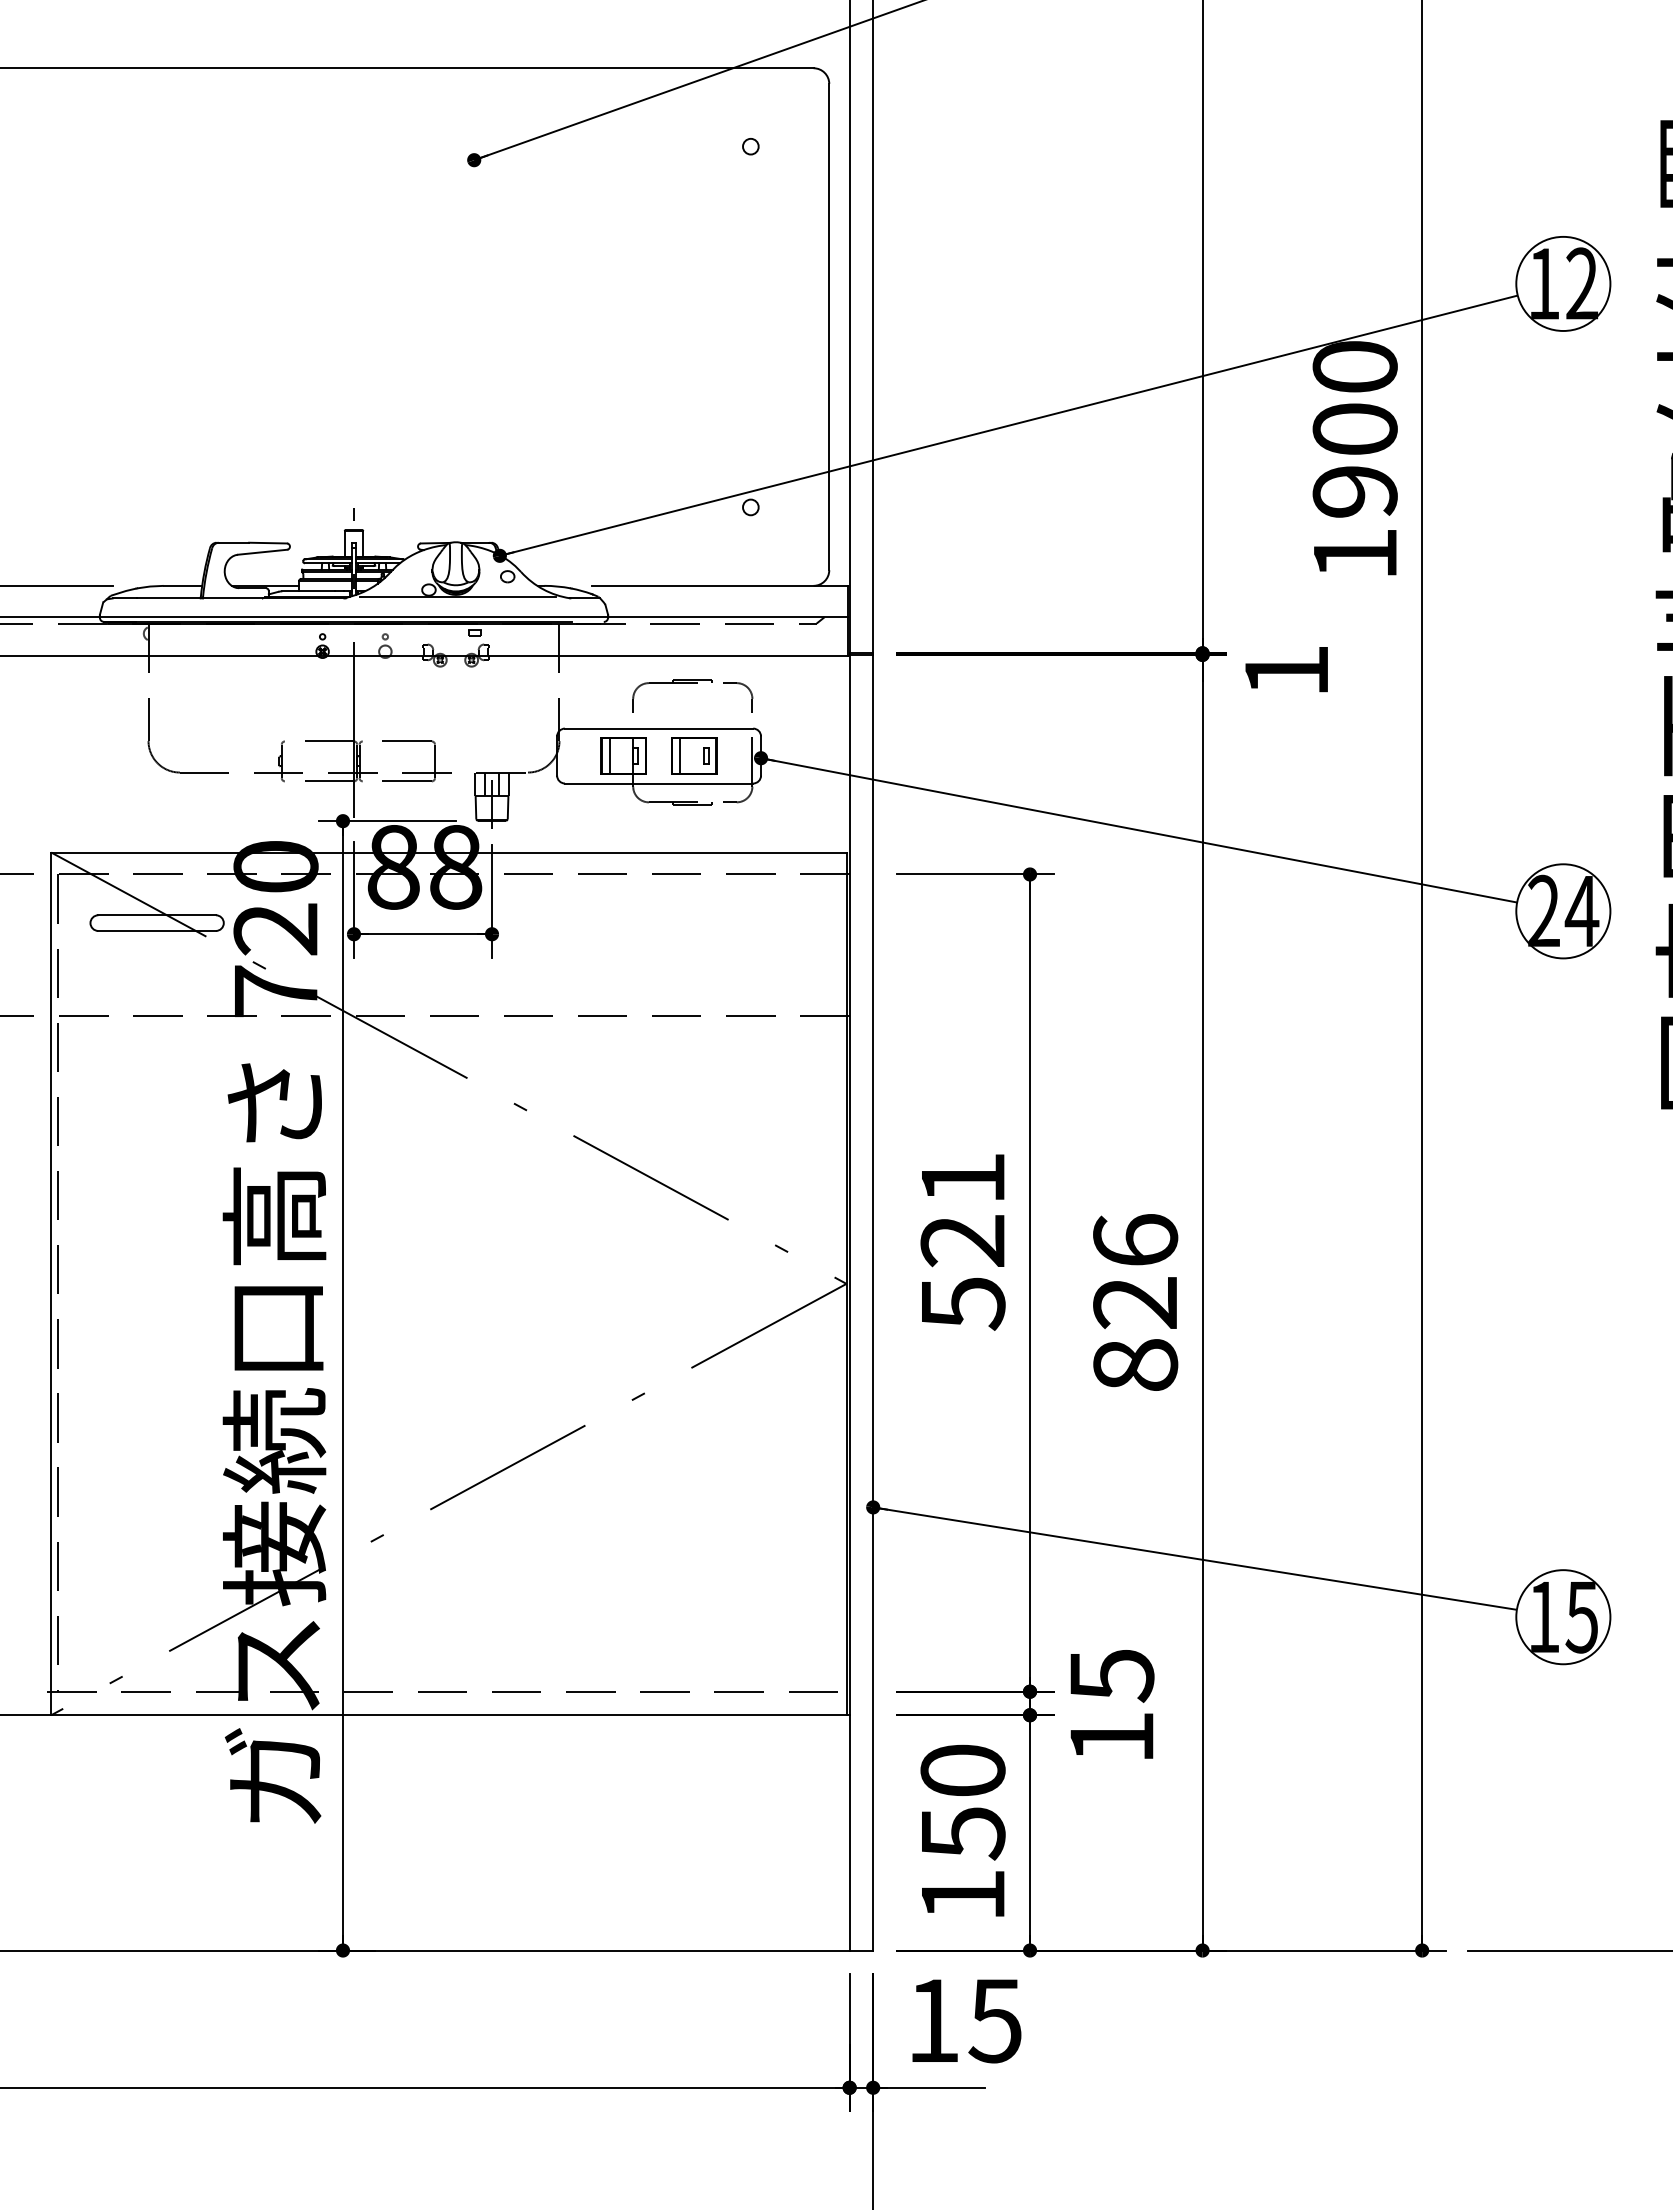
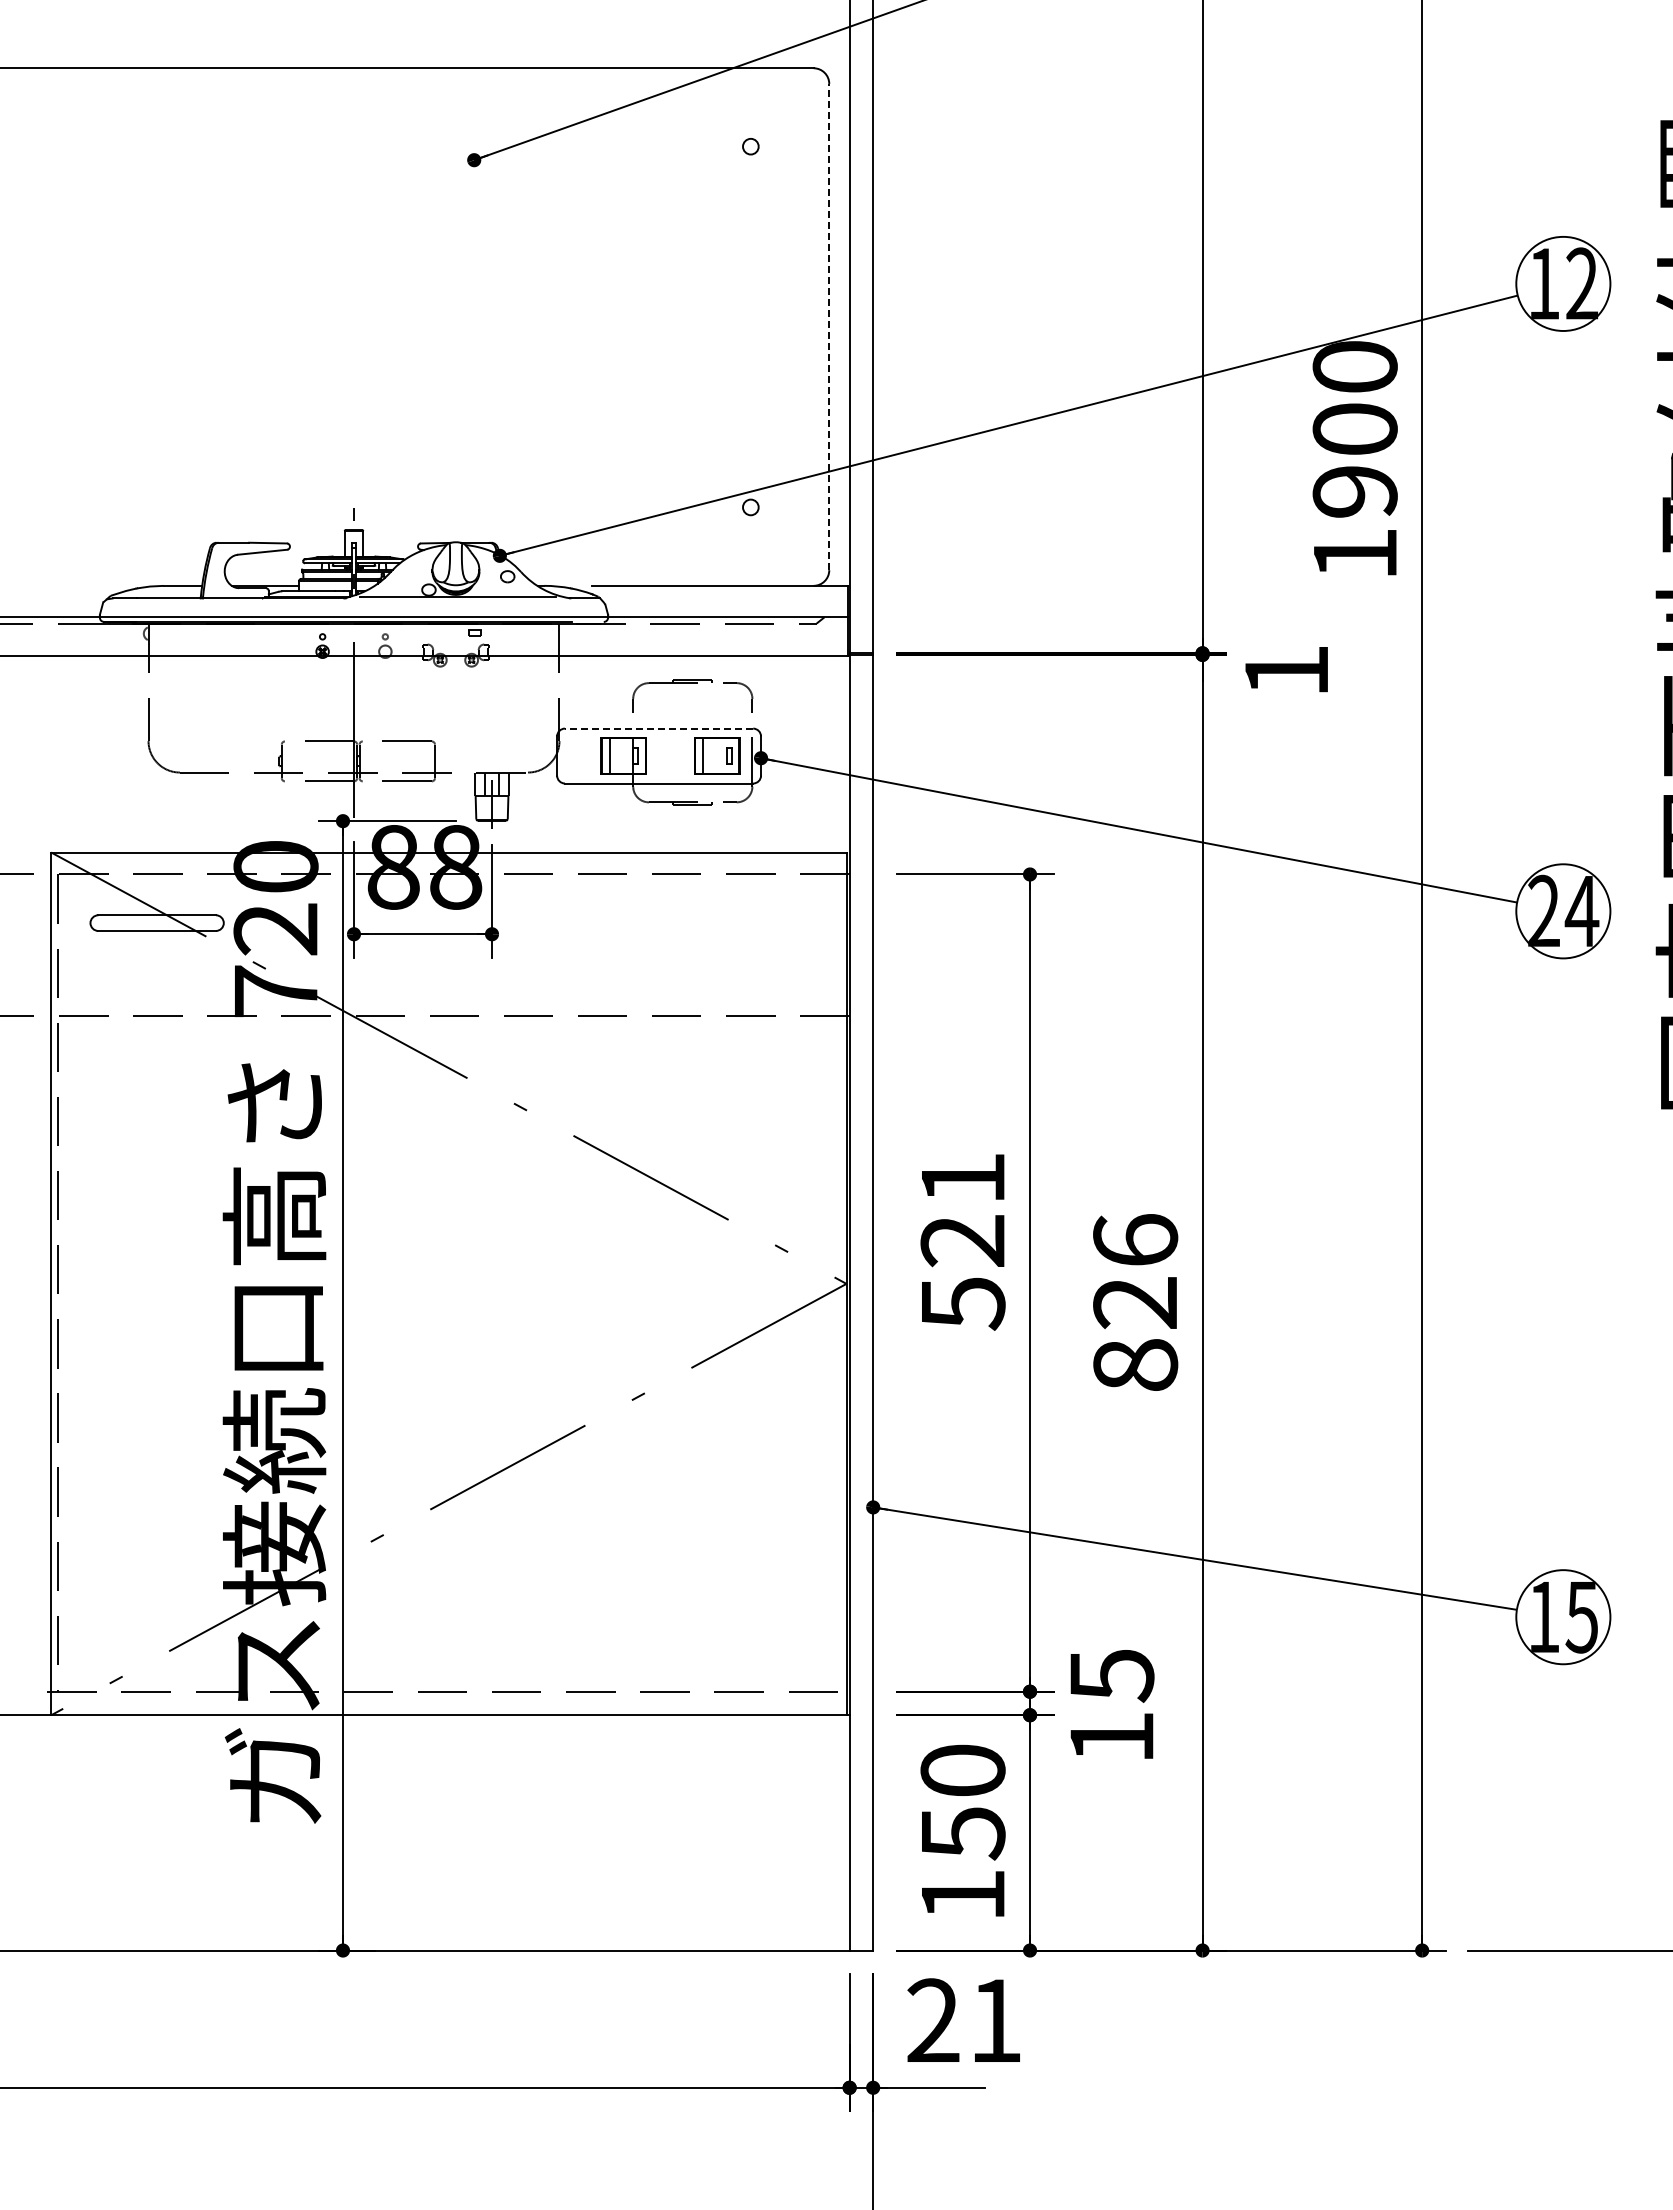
line: solid -> dashed (829, 326)
line: present -> none (57, 585)
line: solid -> dashed (658, 728)
part position: (694, 755) -> (717, 755) (717, 755)
text: 15 -> 21 (964, 2020)
